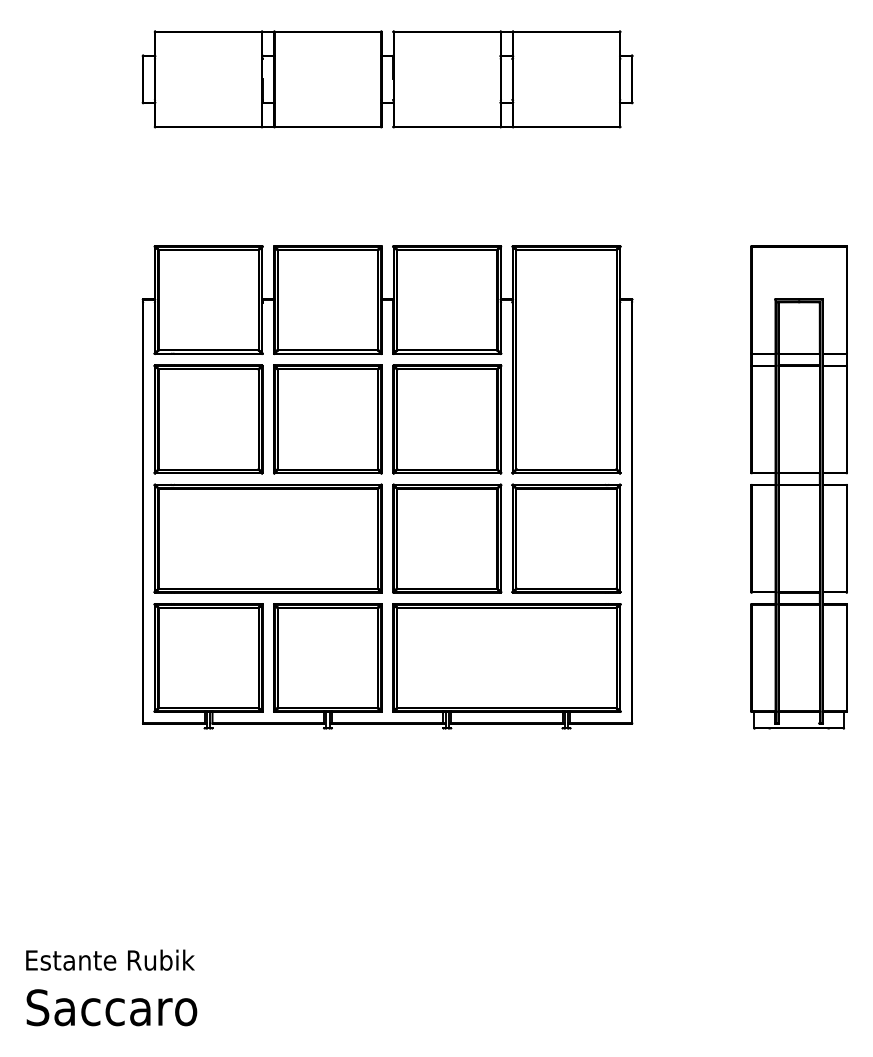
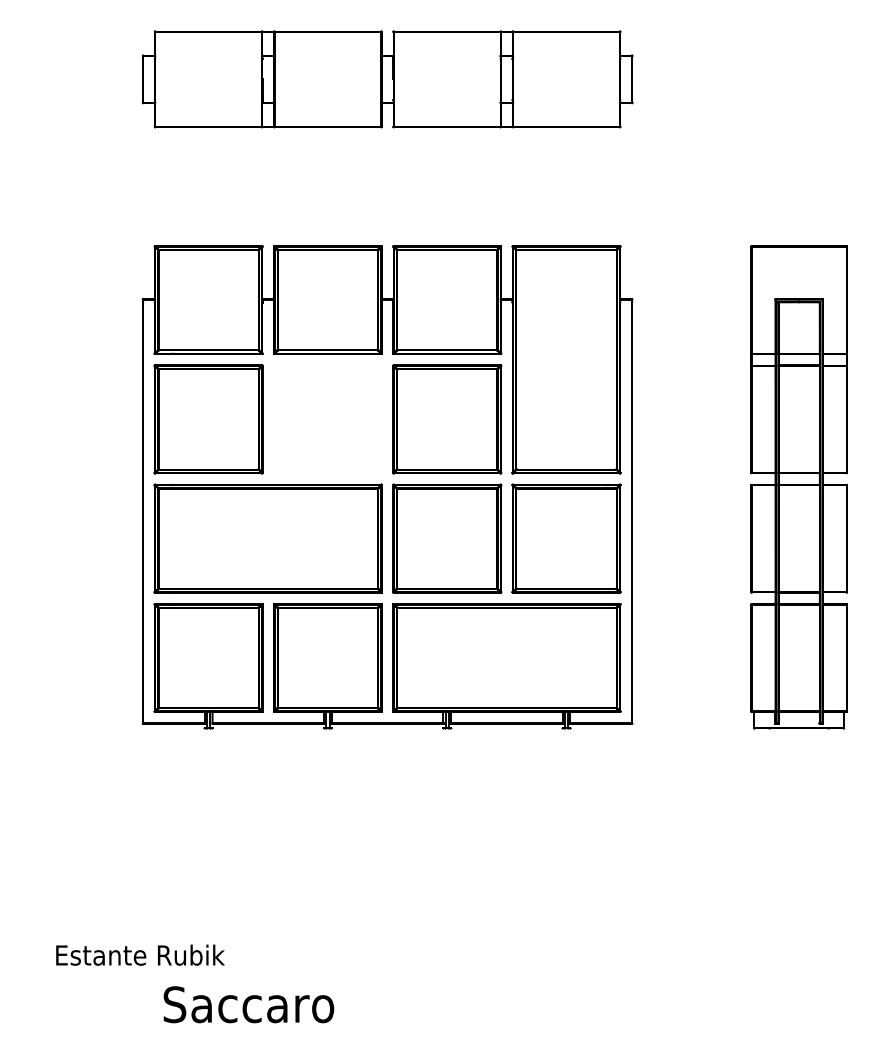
part: present -> none (327, 419)
text position: (110, 959) -> (140, 954) (140, 954)
text position: (111, 1007) -> (248, 1004) (248, 1004)
